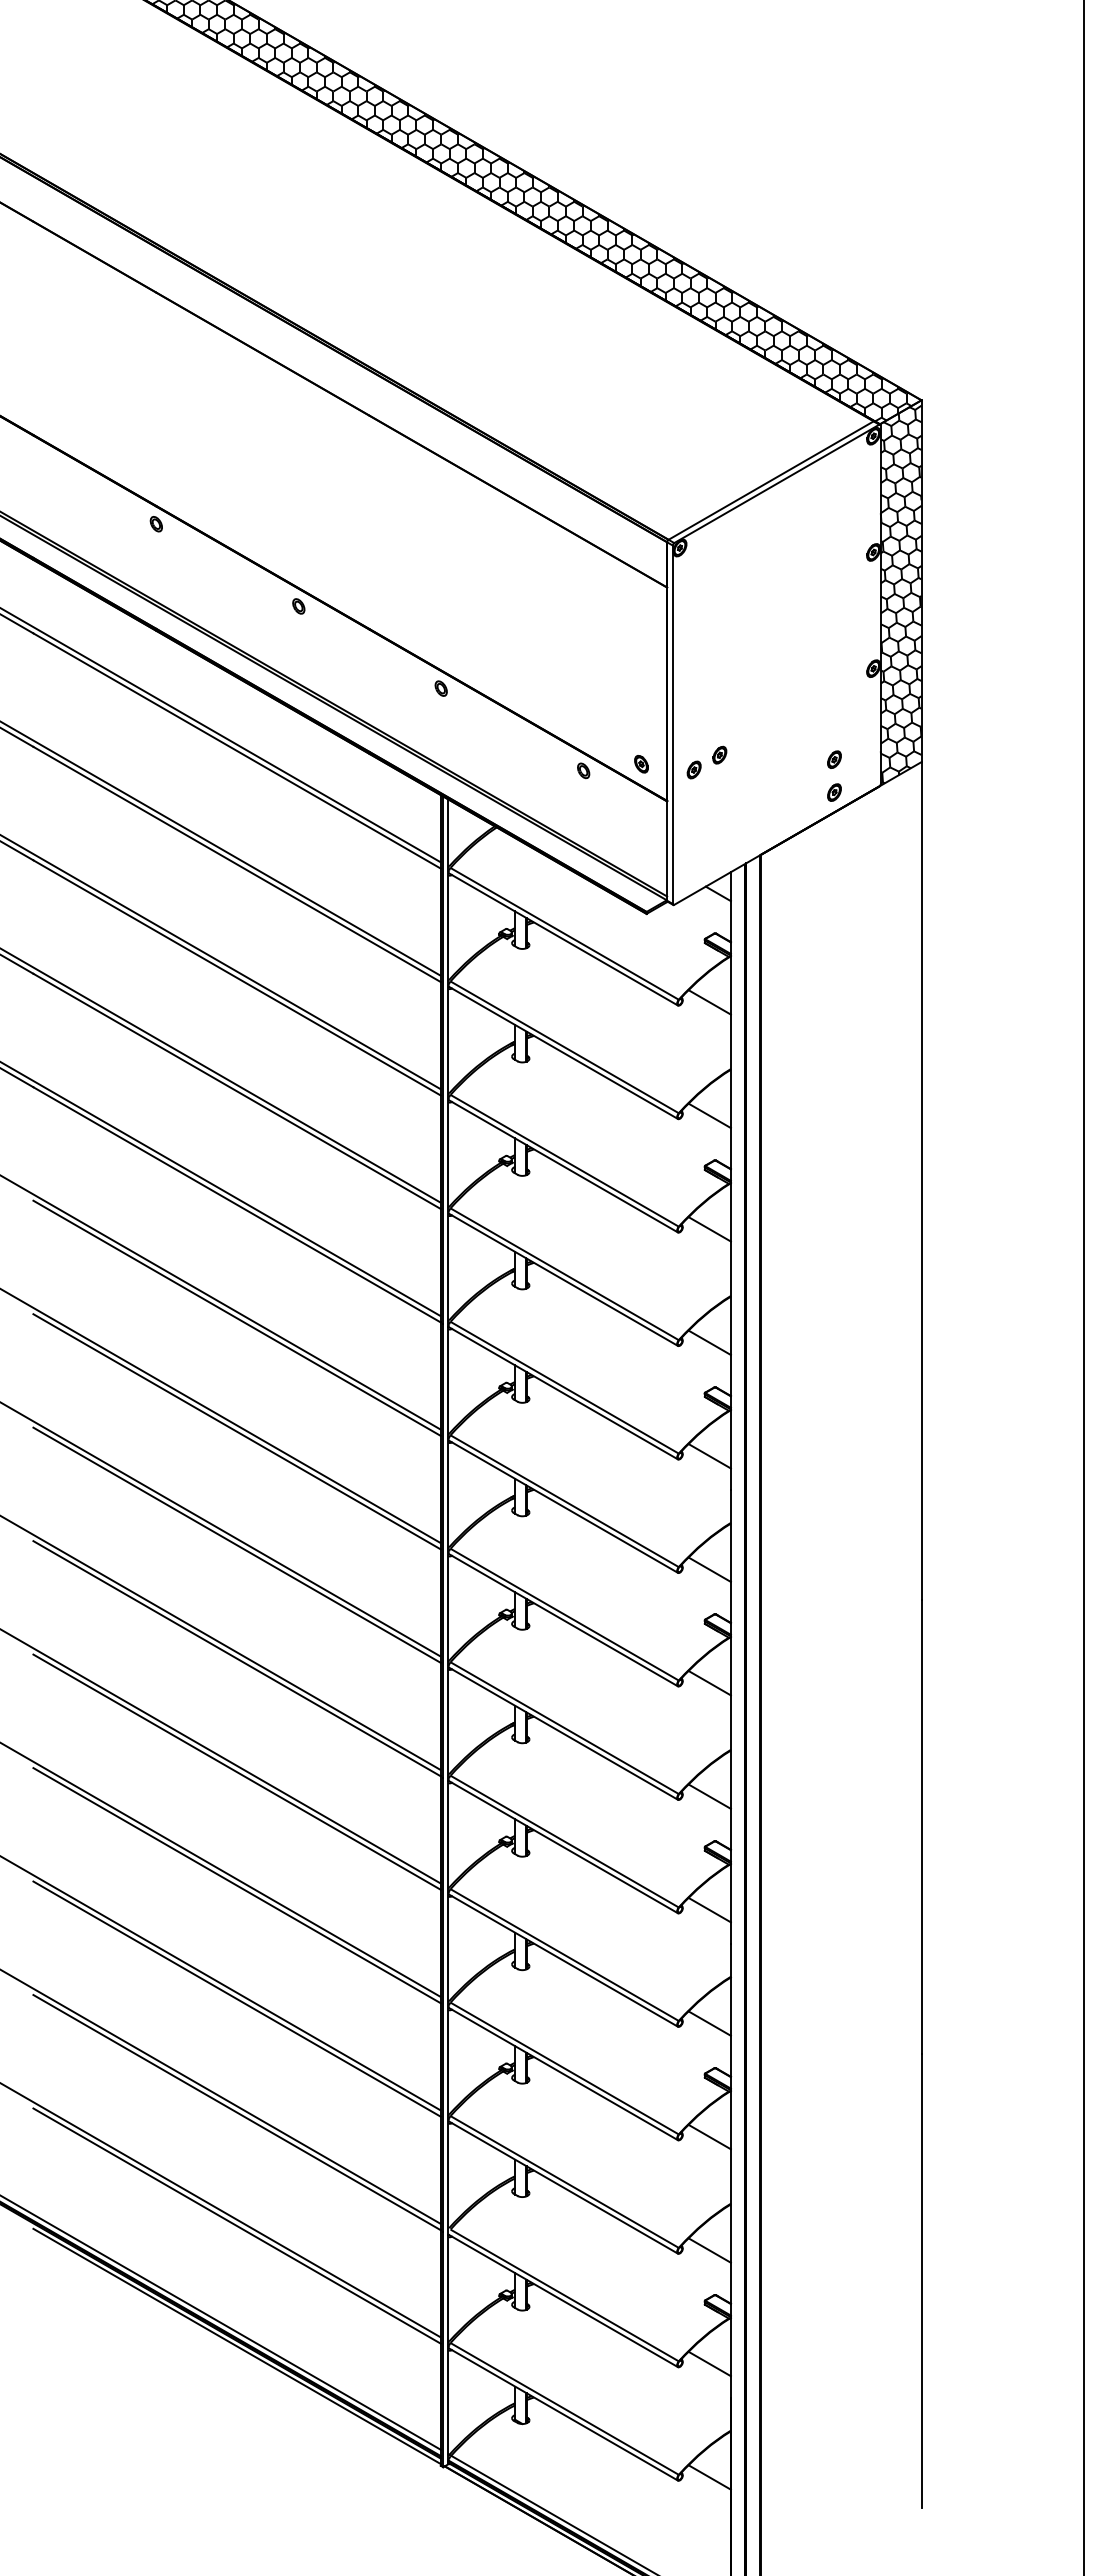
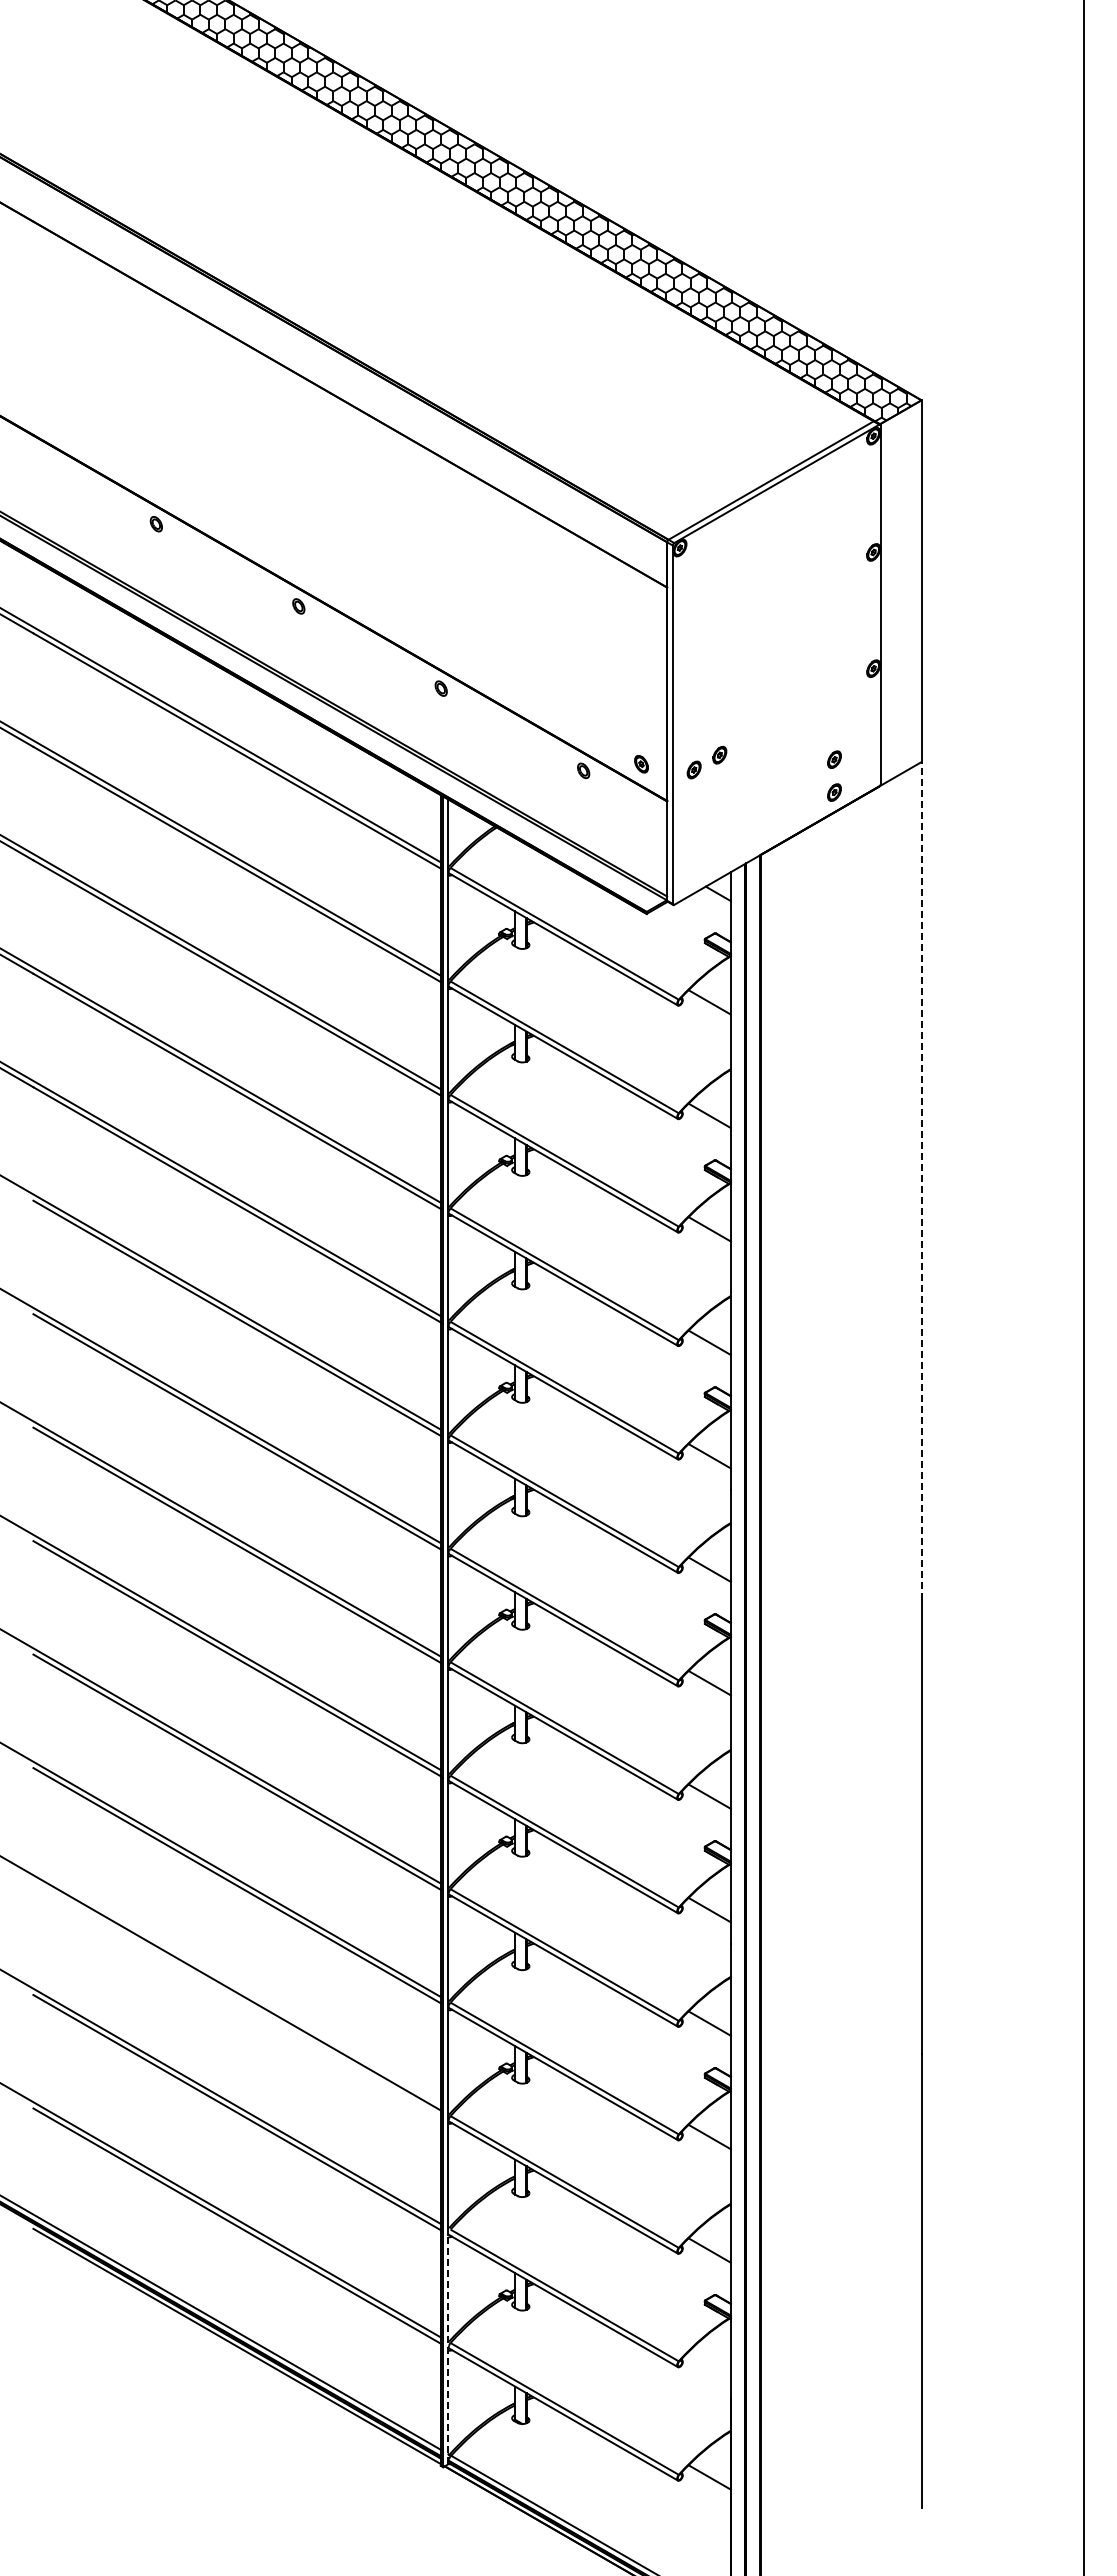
hatch: present -> none (900, 594)
line: solid -> dashed (921, 1180)
line: present -> none (236, 1998)
line: solid -> dashed (448, 2349)
line: present -> none (709, 2363)
